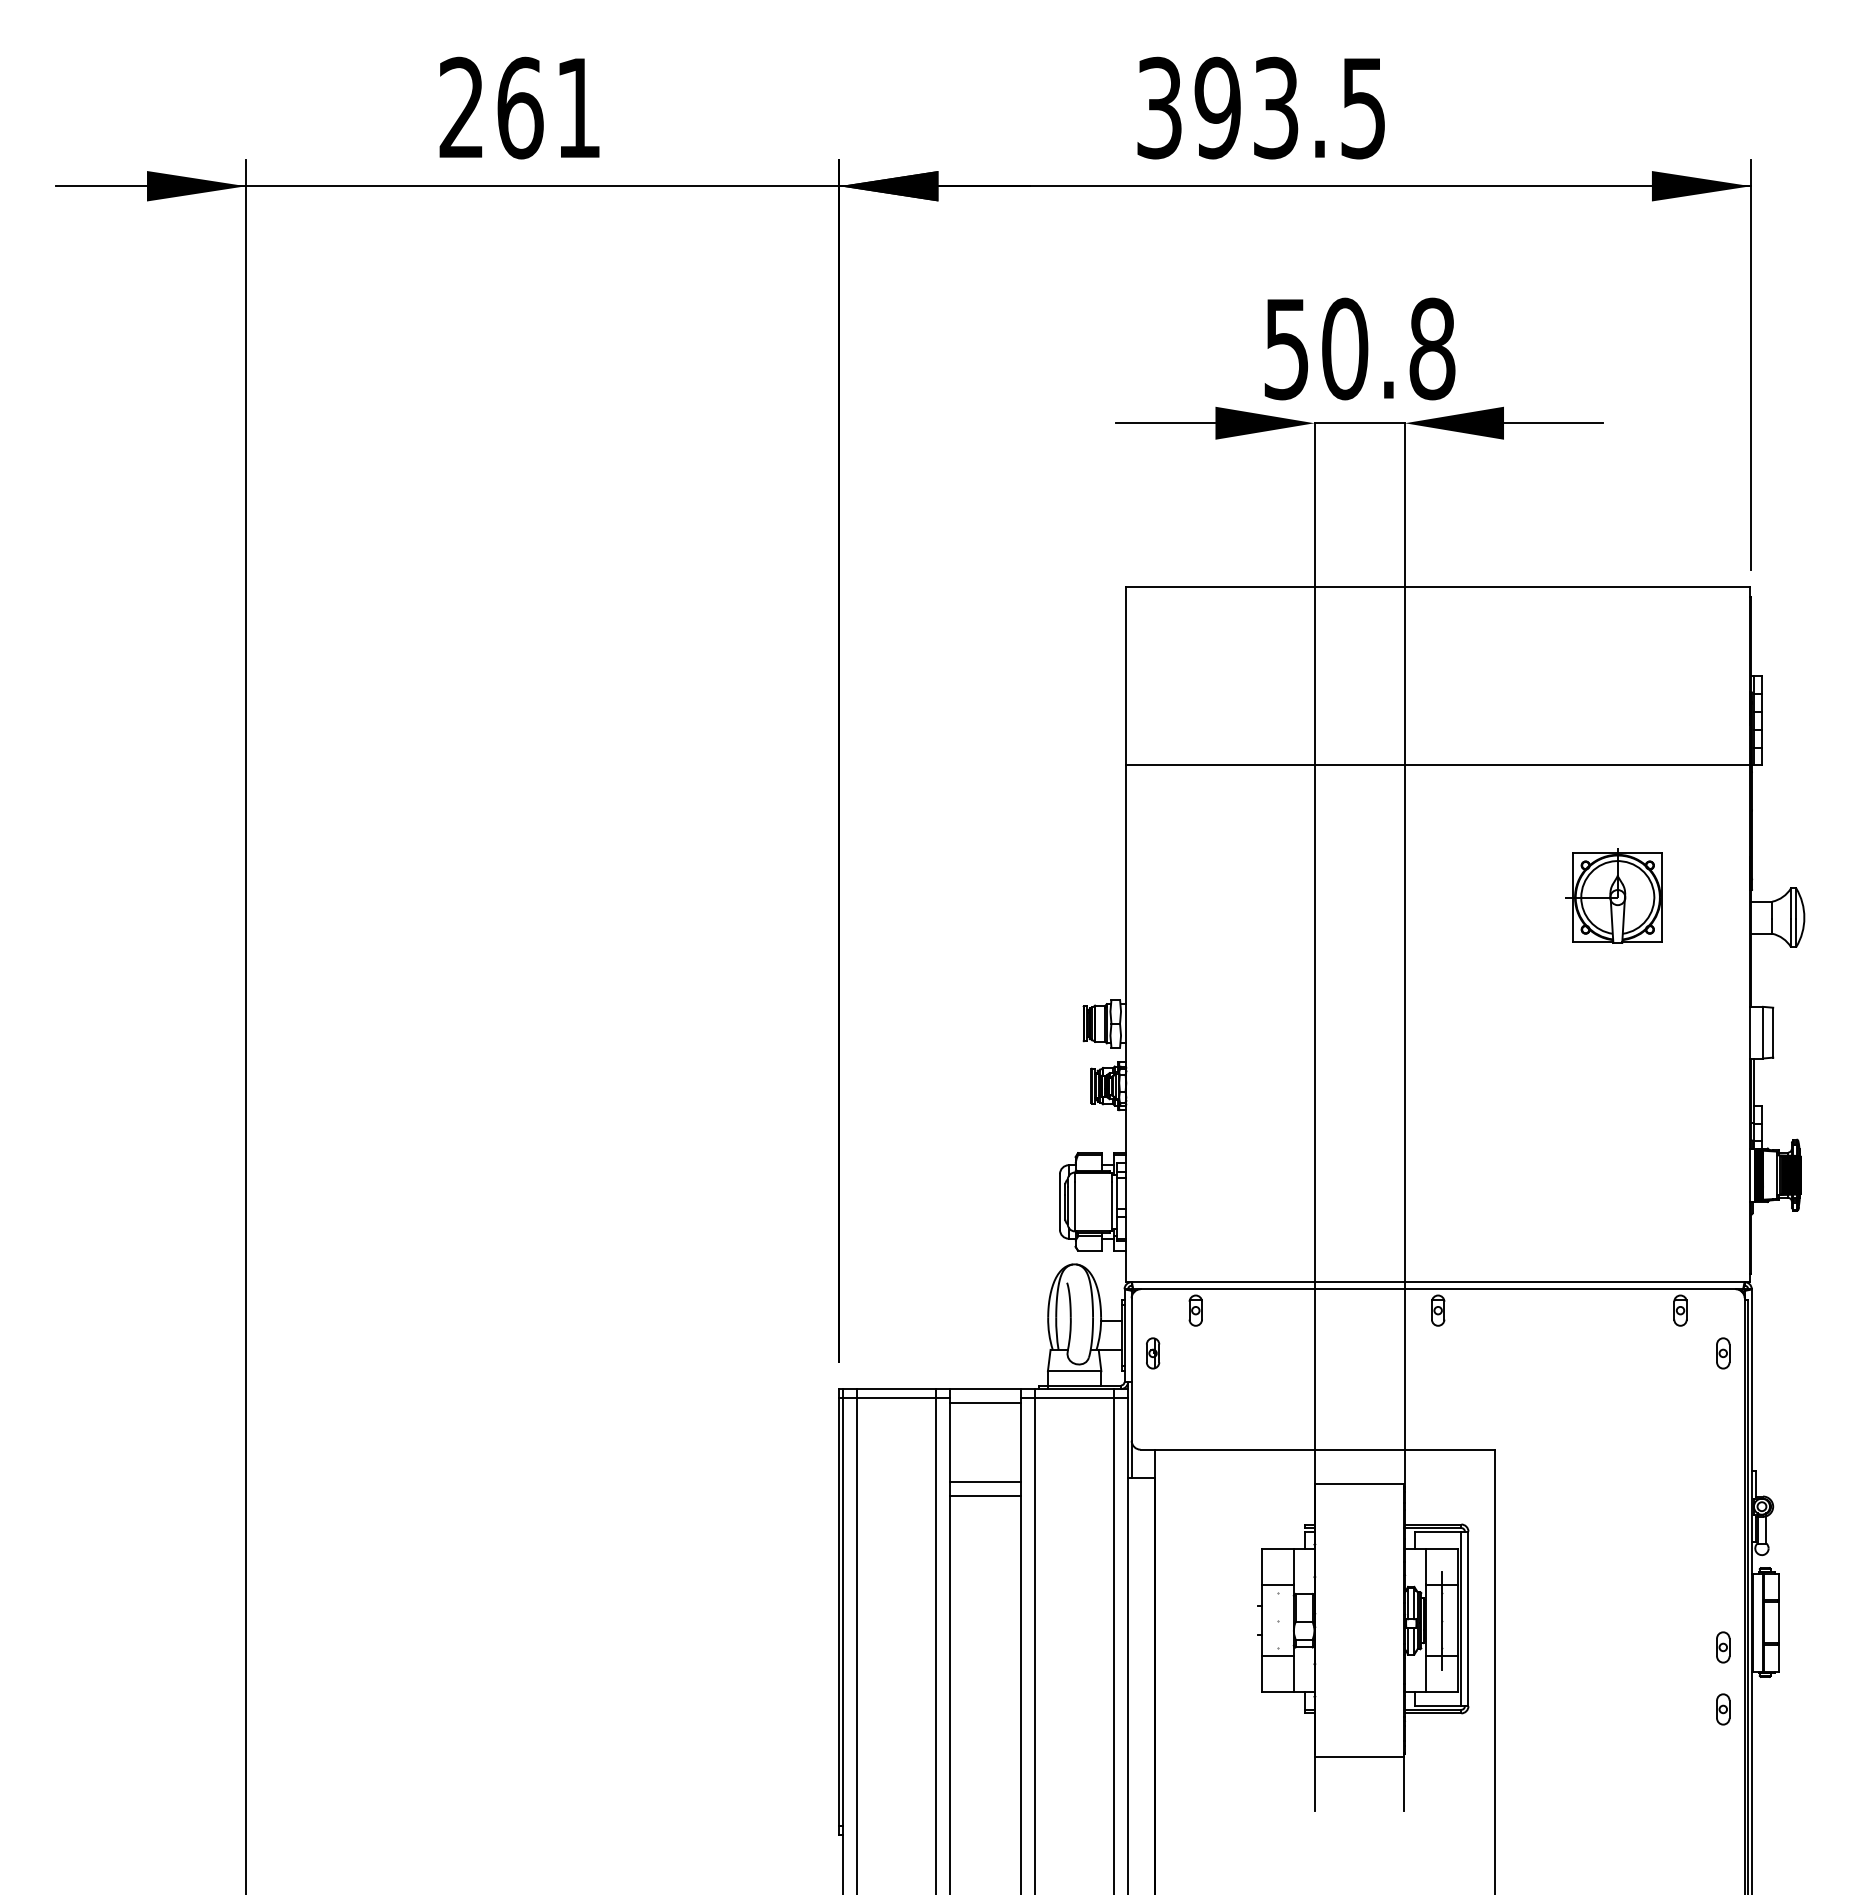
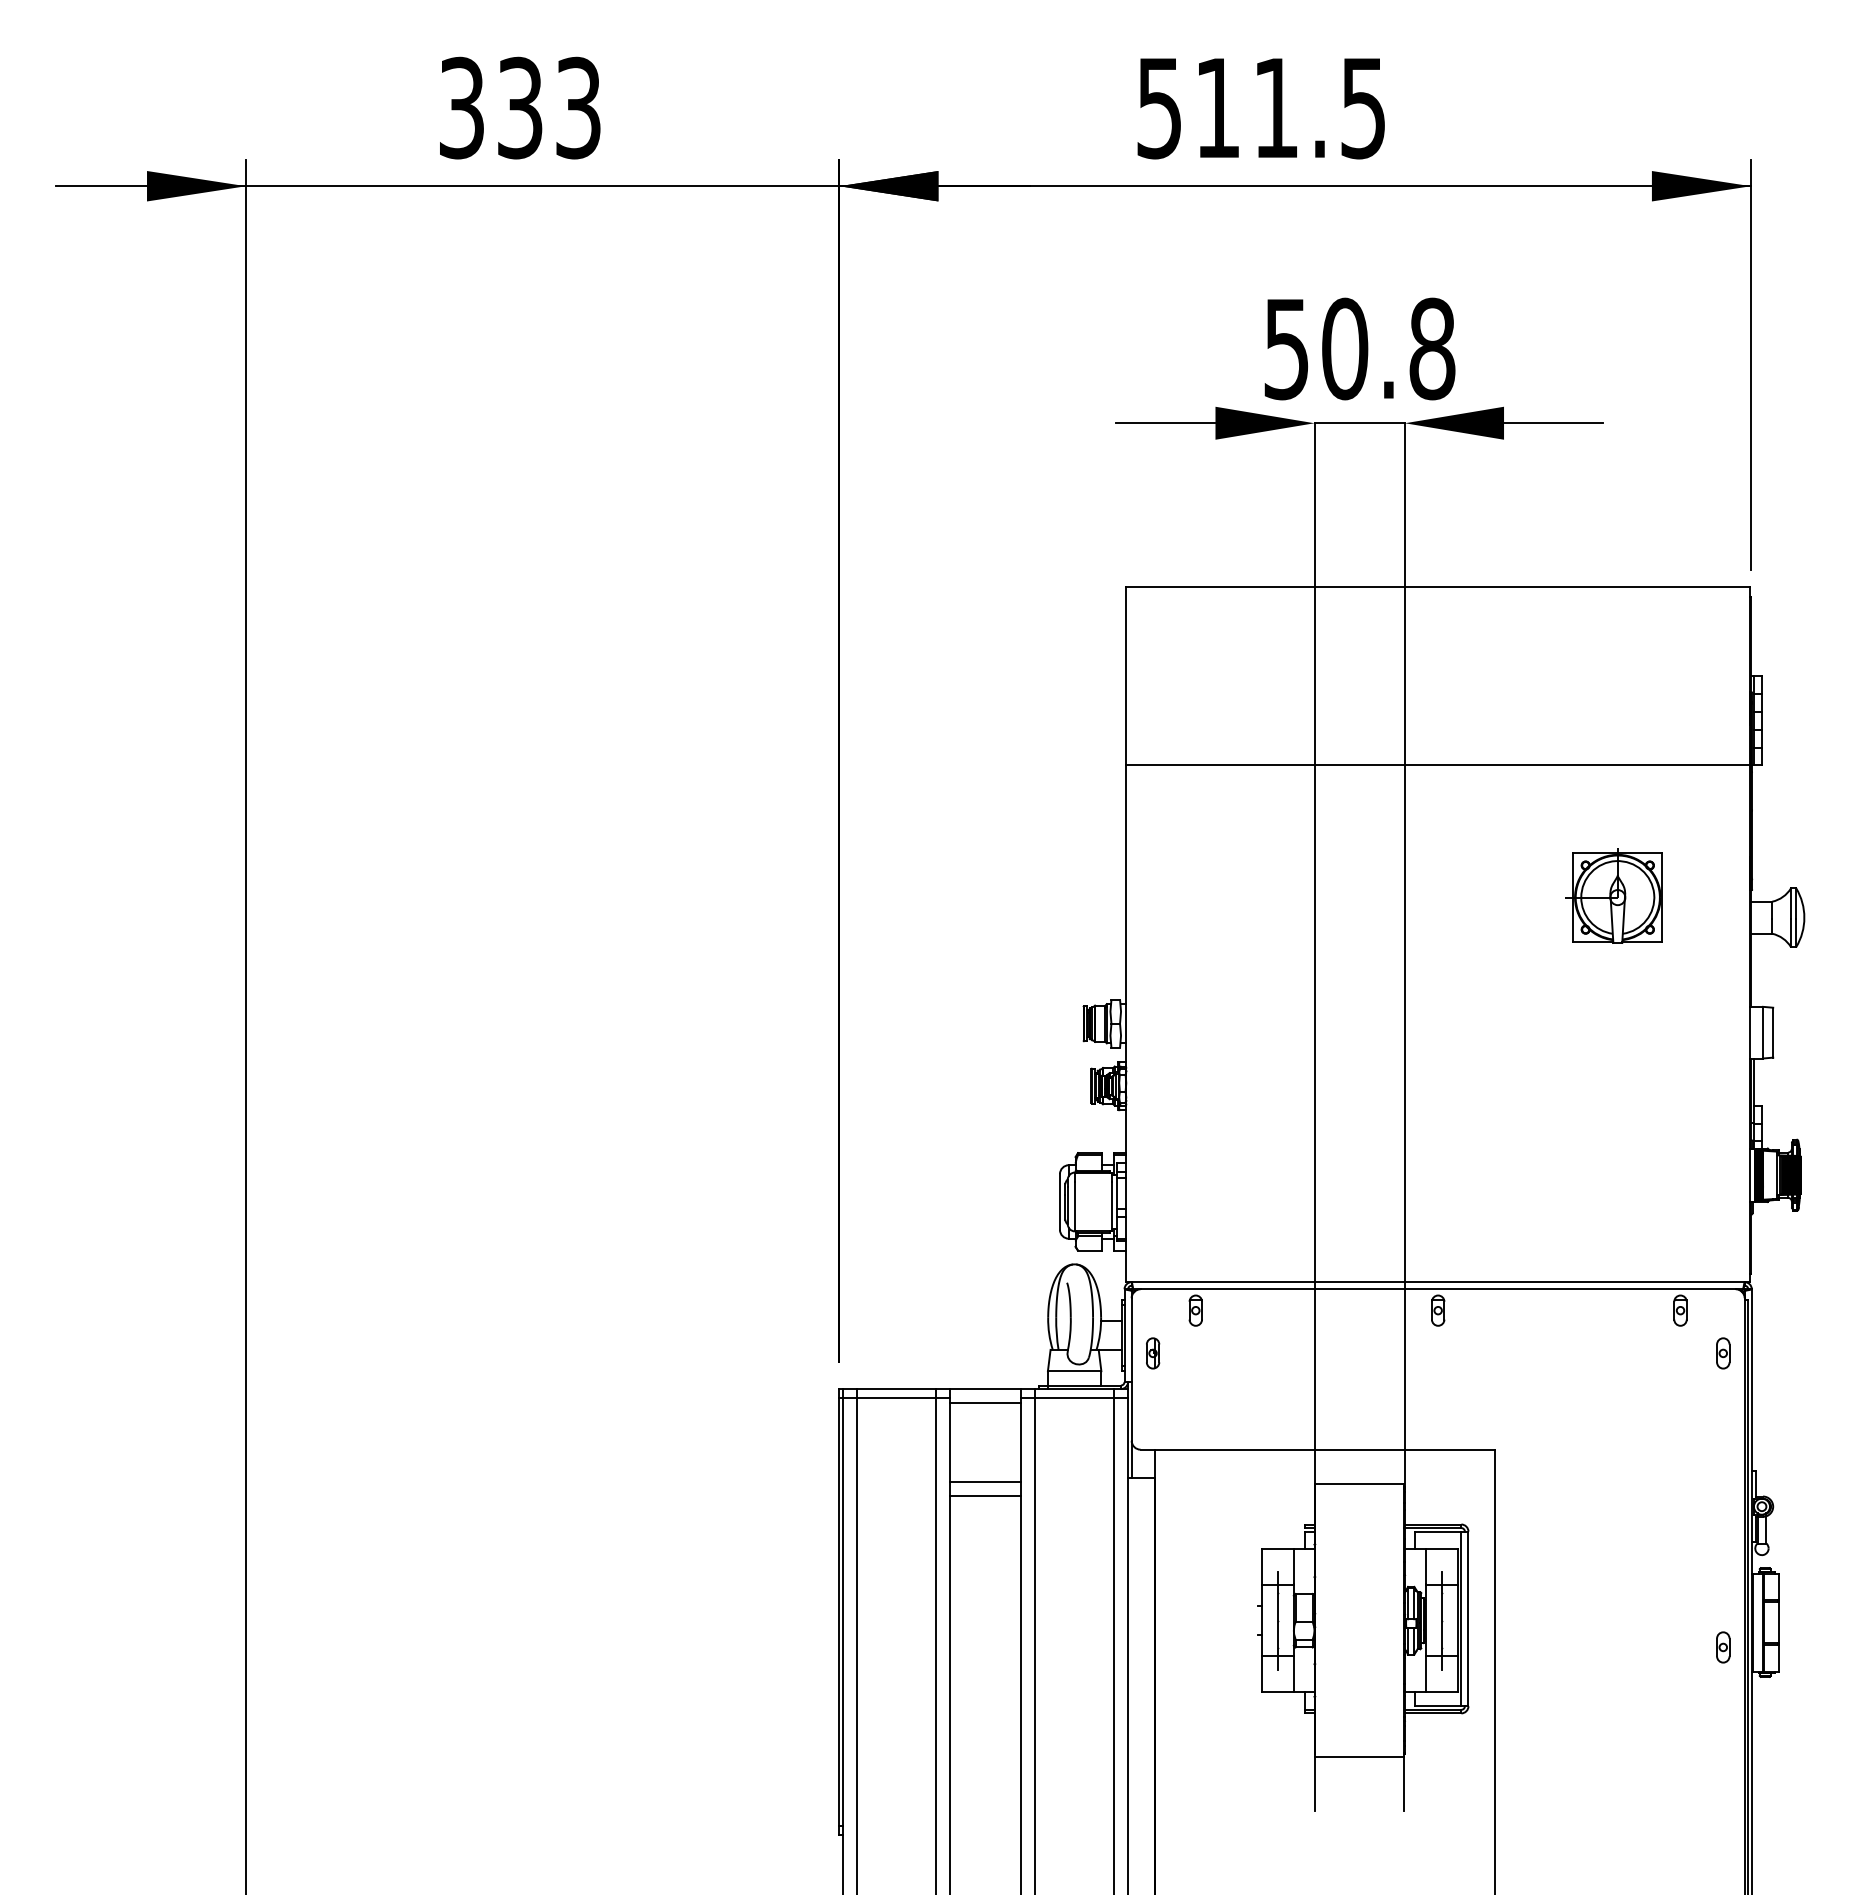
text: 261 -> 333 (519, 107)
text: 393.5 -> 511.5 (1217, 107)
line: none -> present (1277, 1620)
part: present -> none (1723, 1709)
